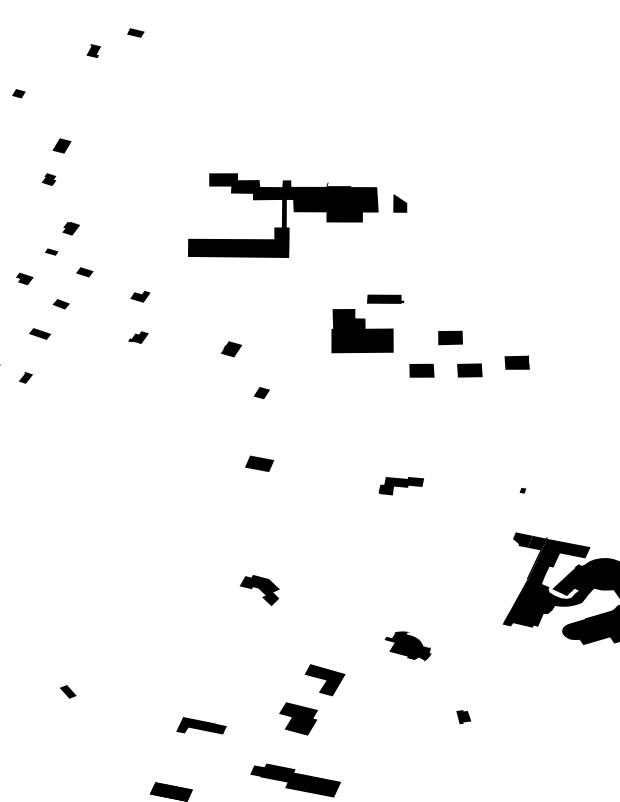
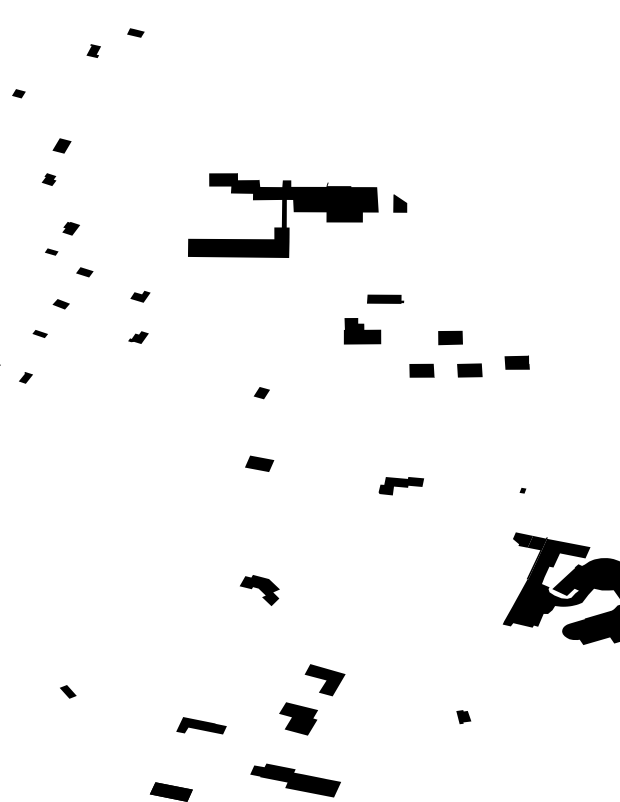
fill: present -> none (24, 278)
part size: 63x45 px -> 39x27 px (362, 331)
part size: 23x12 px -> 16x8 px (39, 333)
part: present -> none (231, 349)
fill: present -> none (407, 646)
